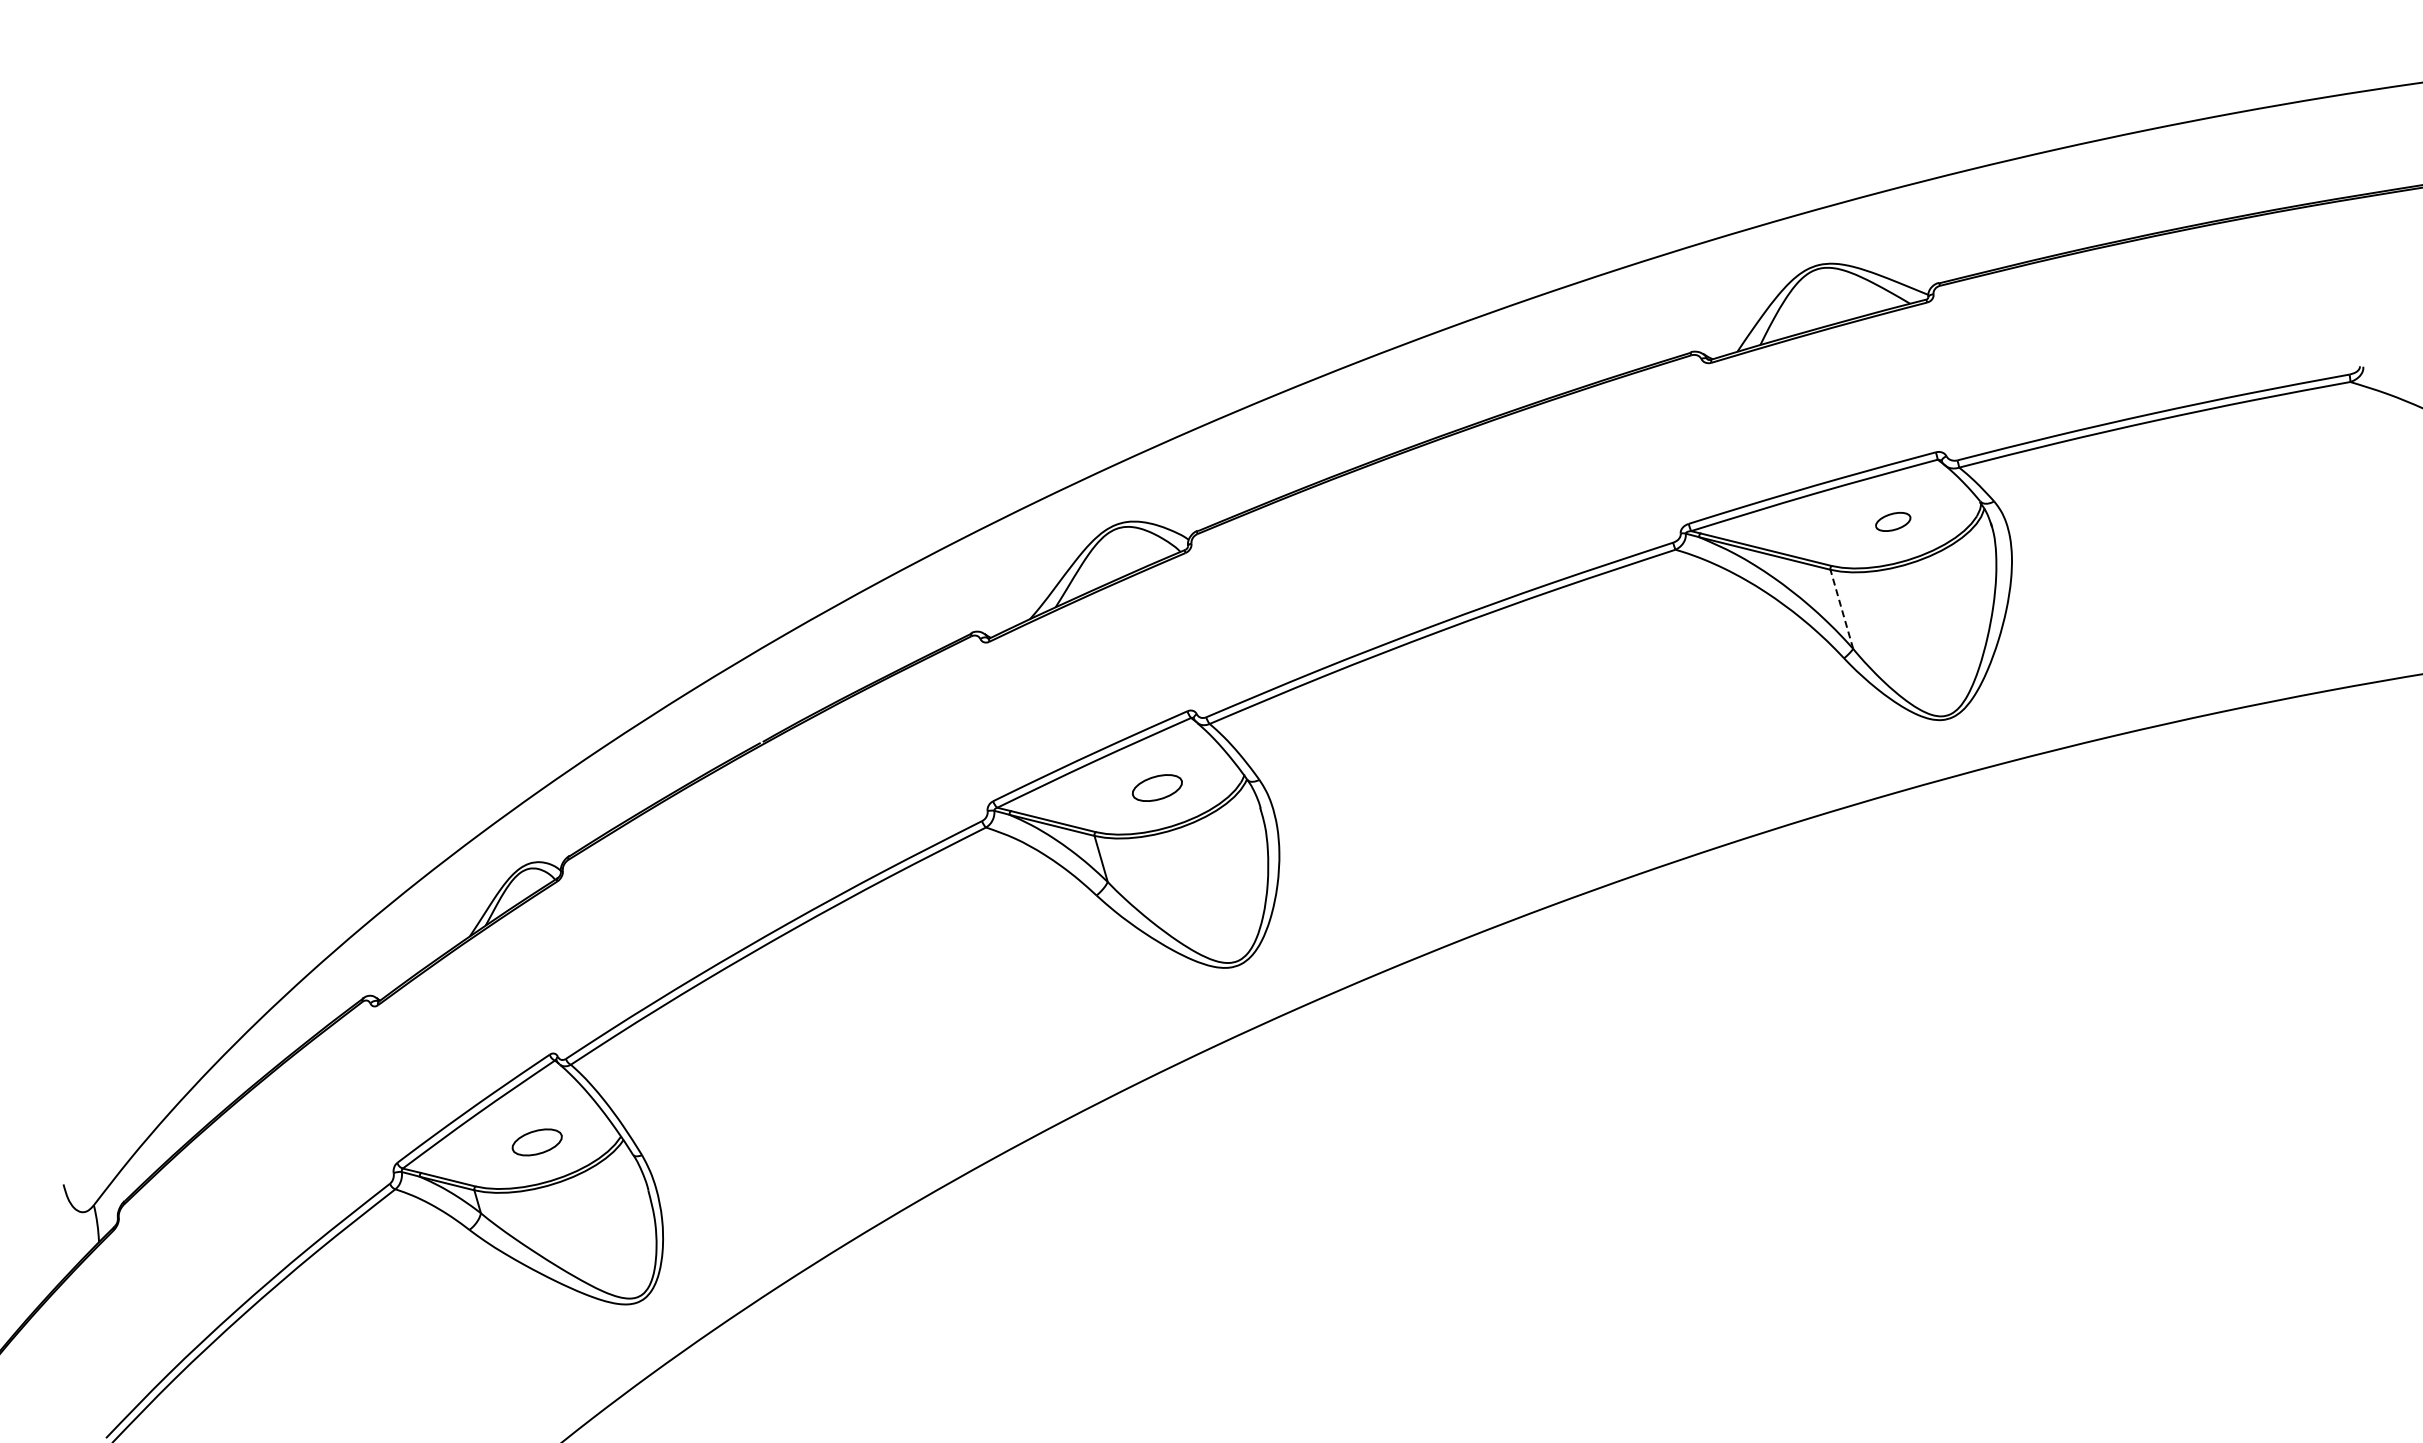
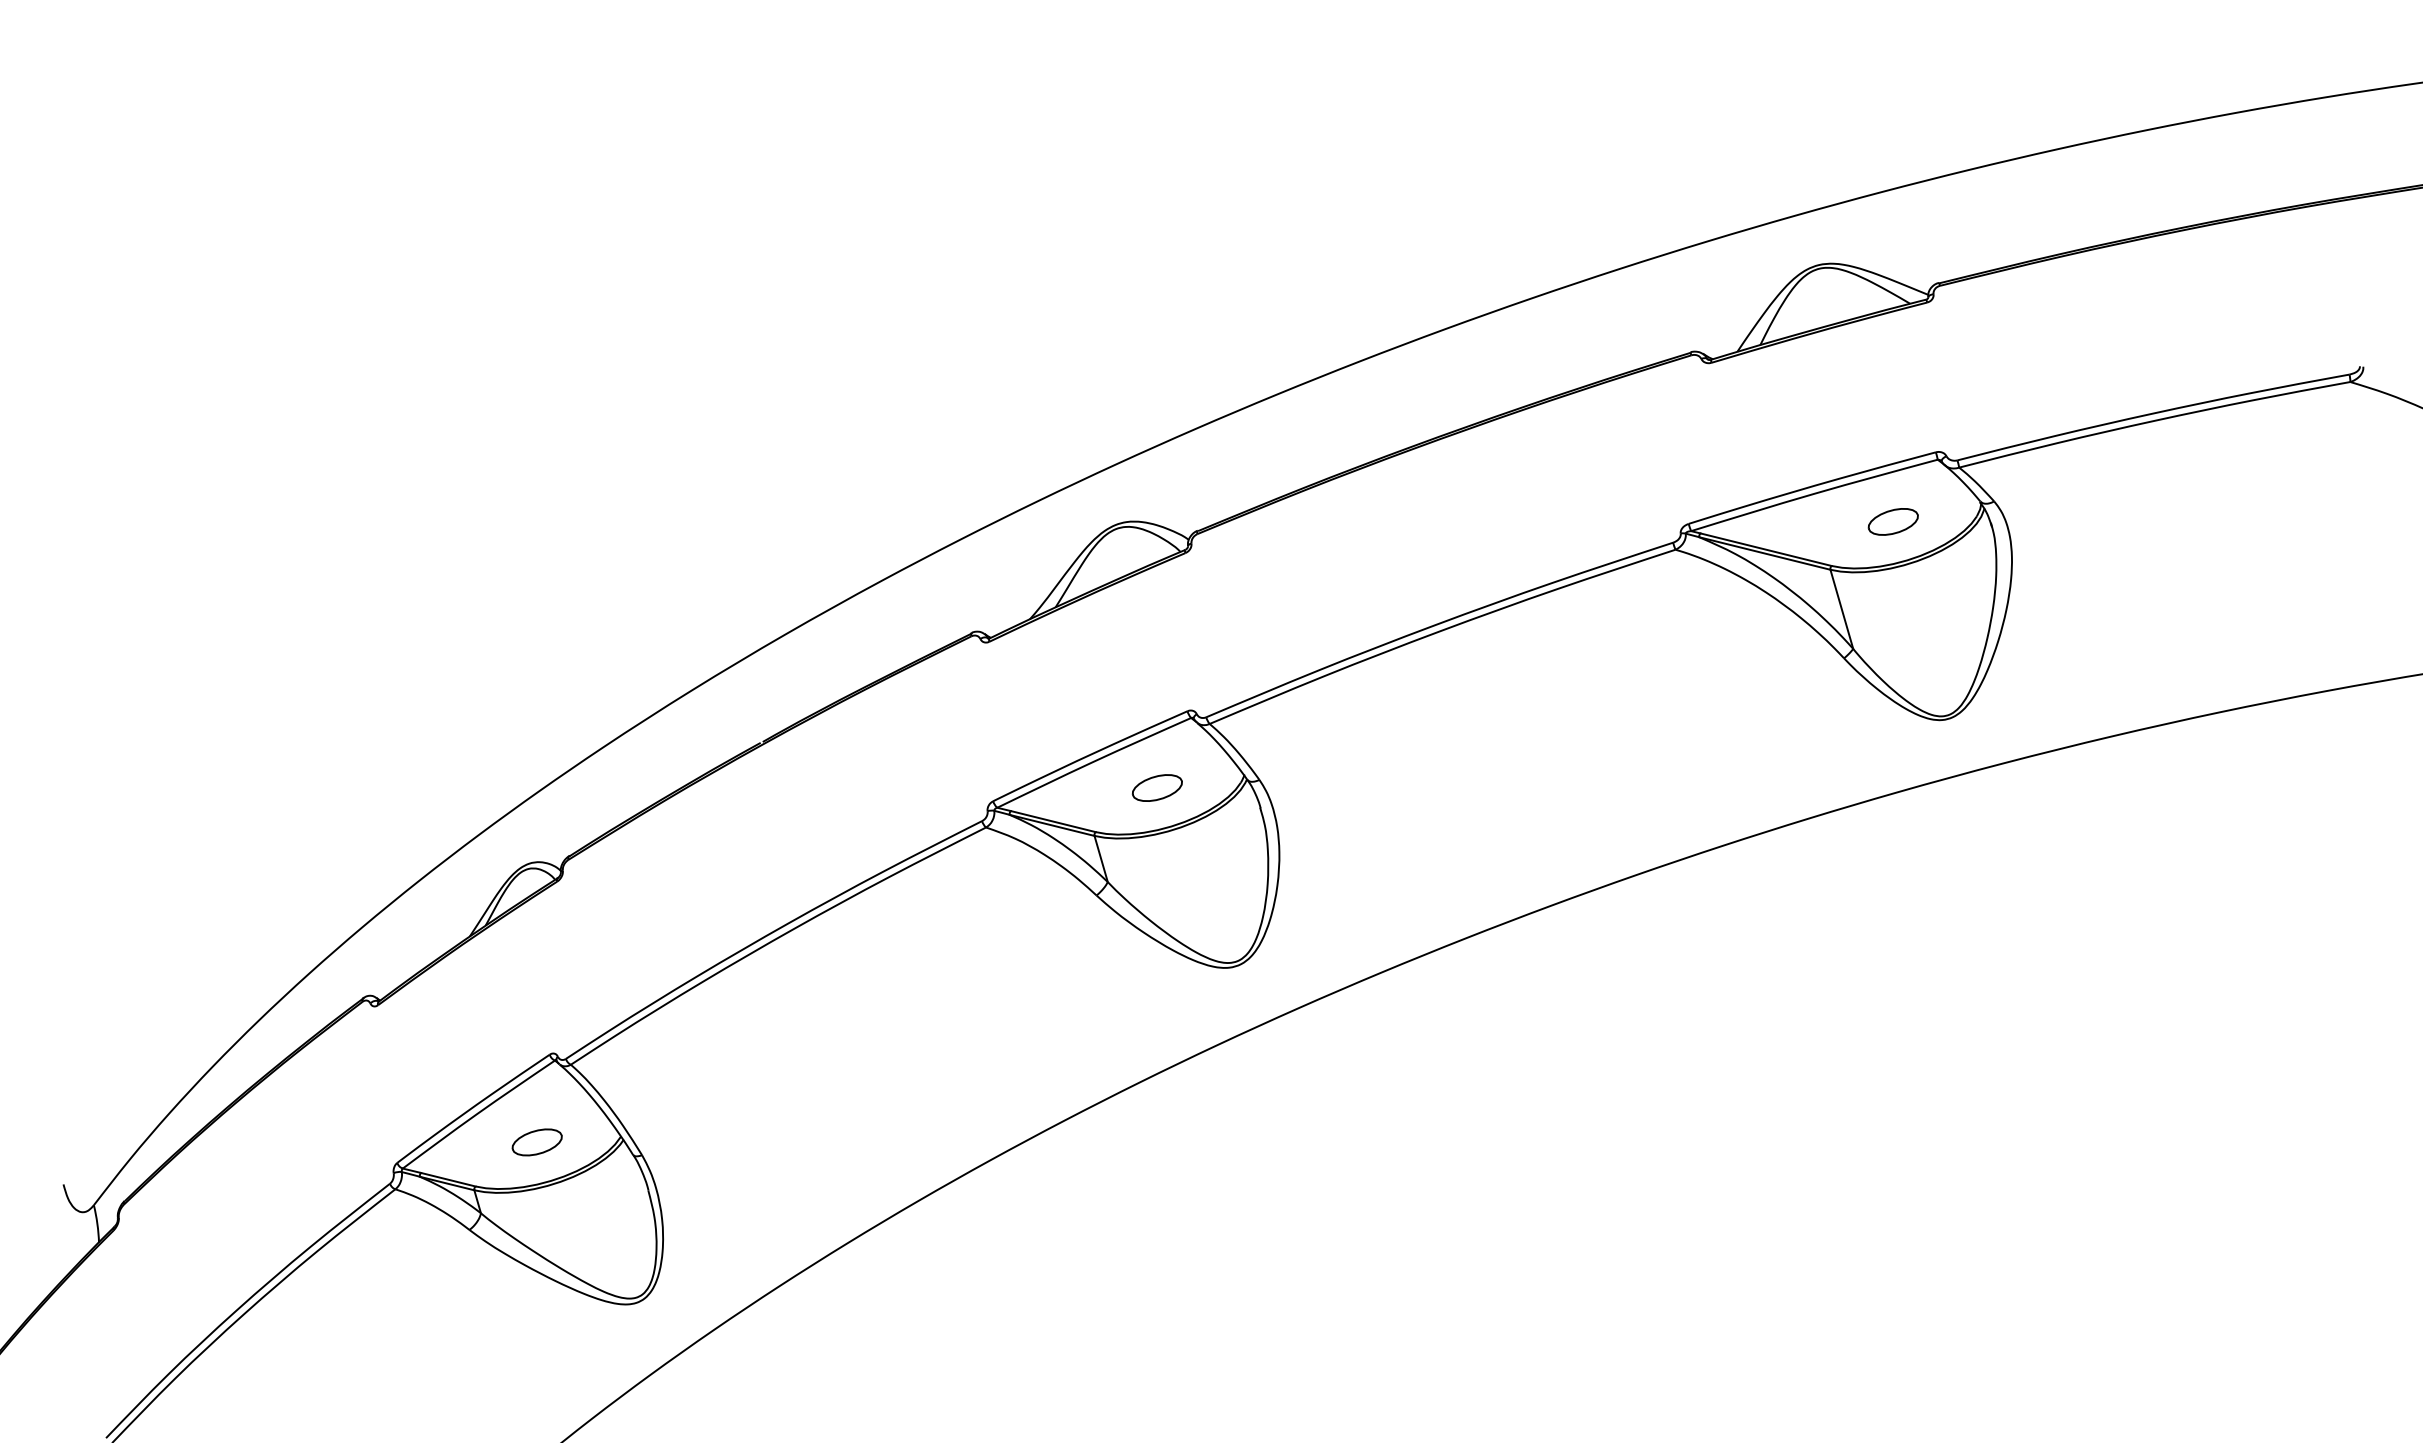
part size: 37x20 px -> 52x28 px (1892, 521)
line: dashed -> solid (1841, 608)
